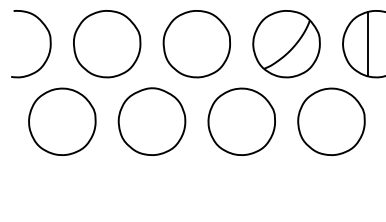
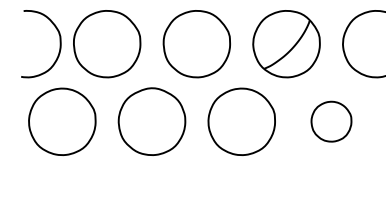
line: present -> none (367, 43)
curve position: (49, 44) -> (59, 44) (59, 44)
part size: 69x69 px -> 43x43 px (331, 121)
